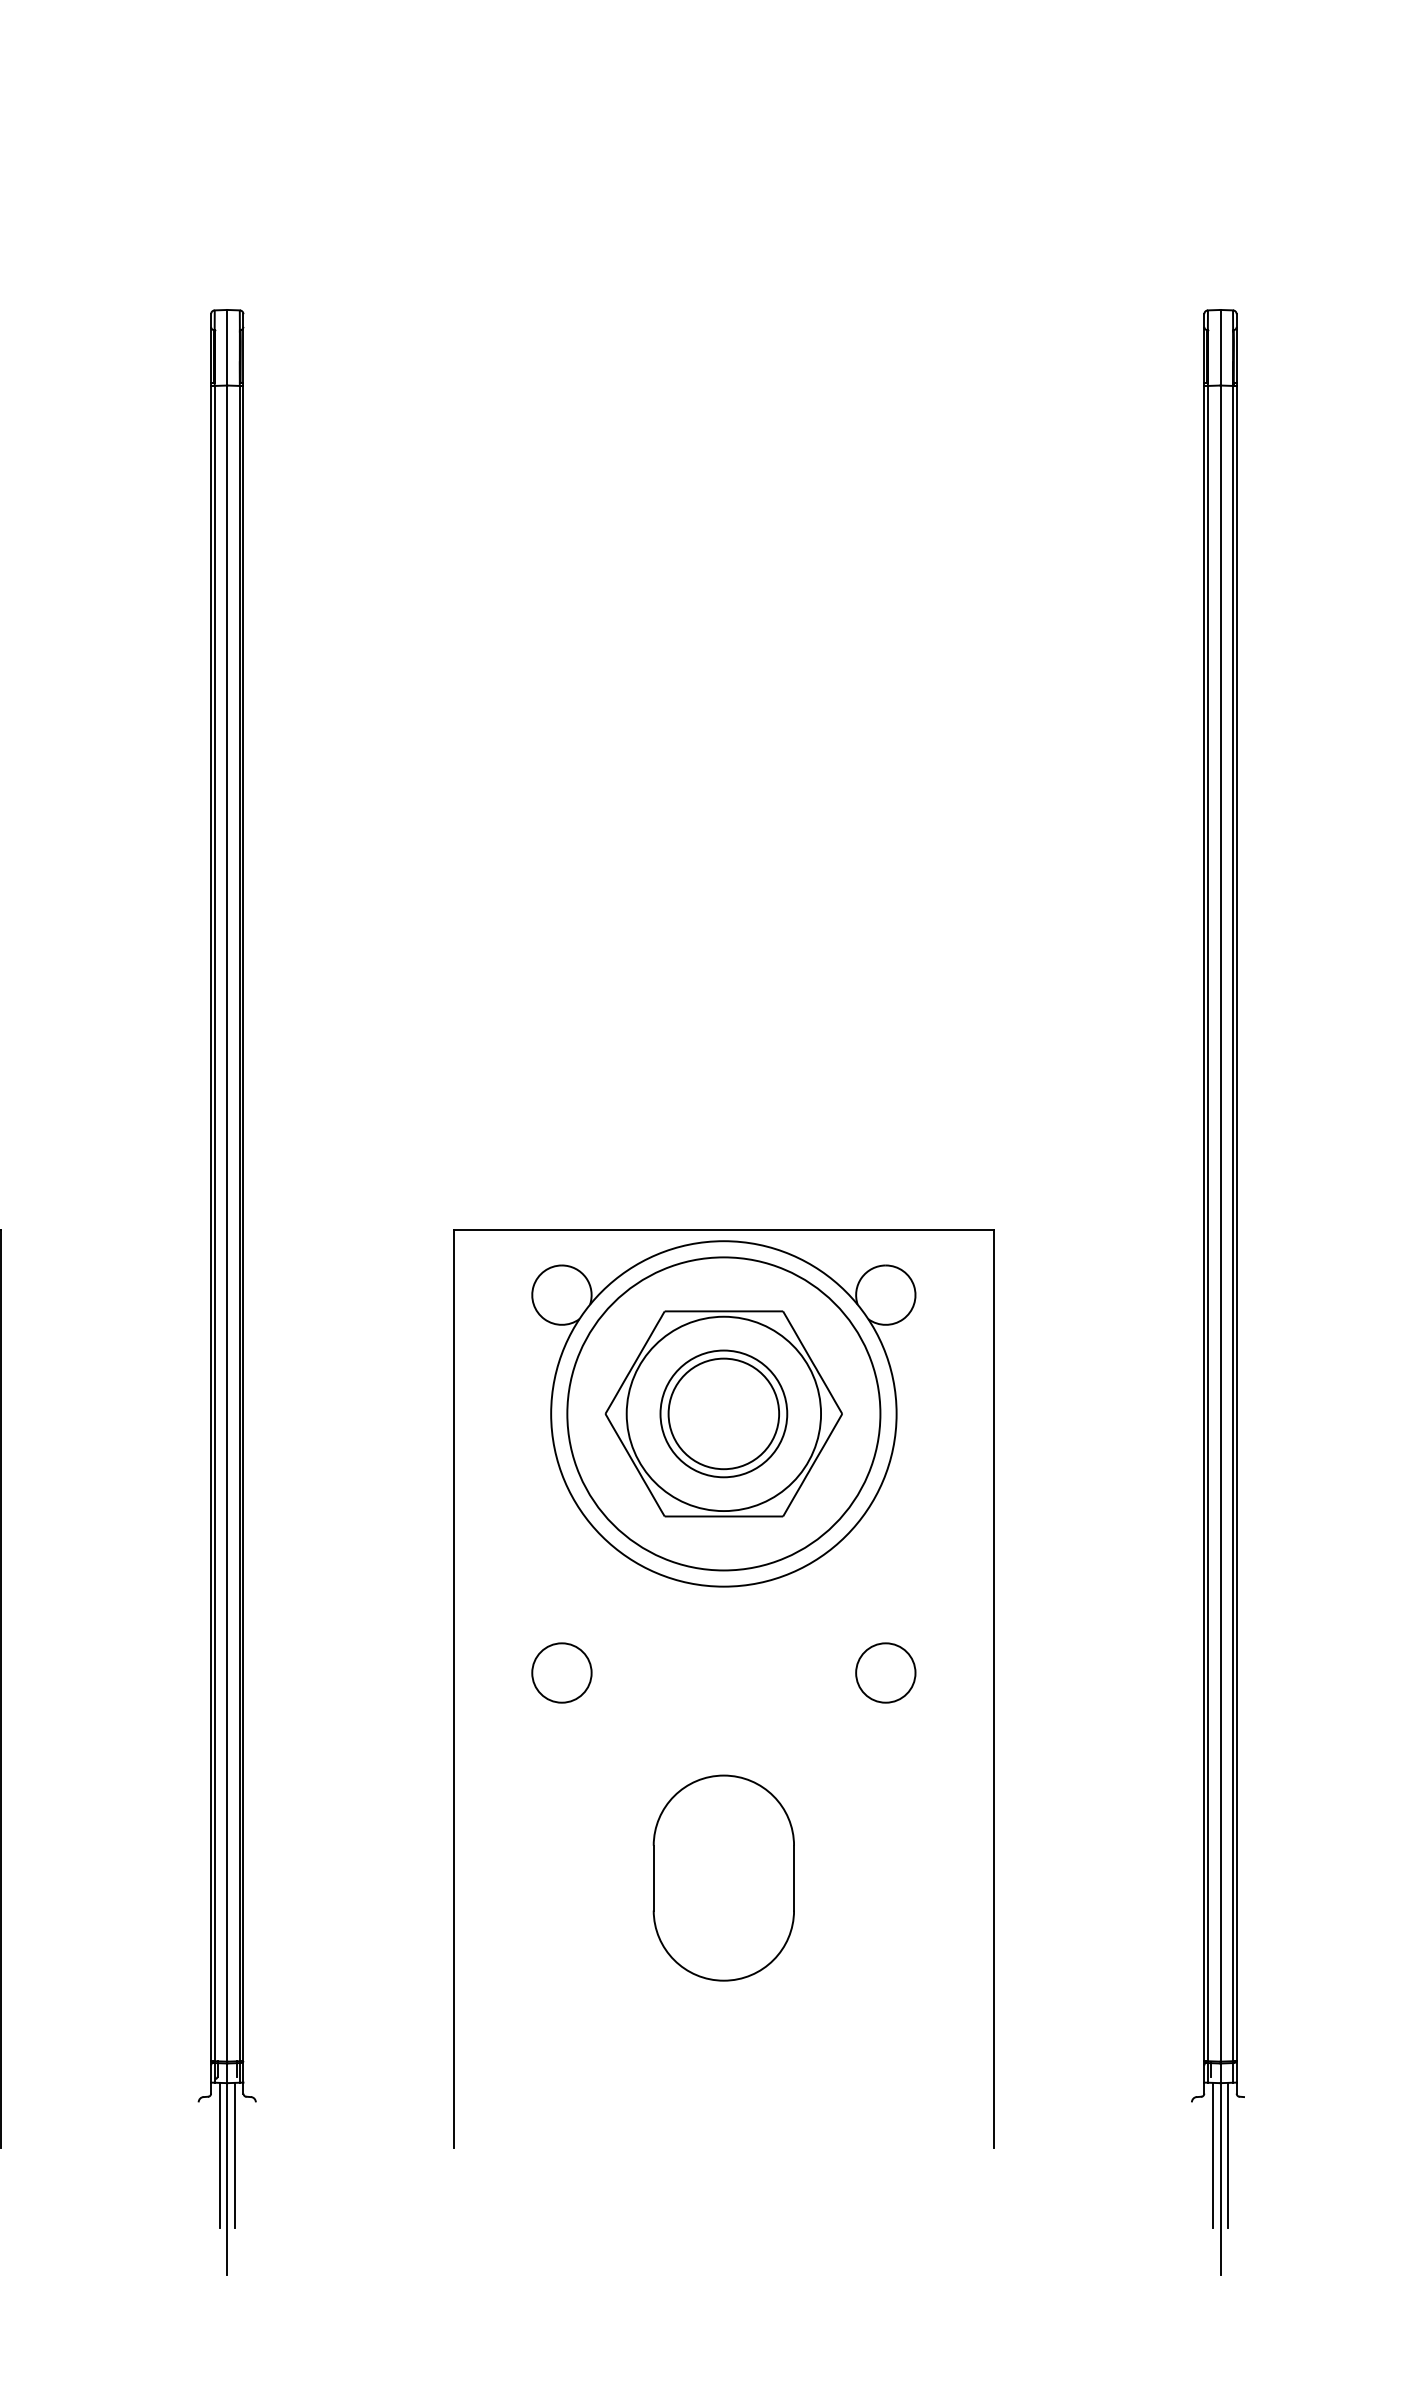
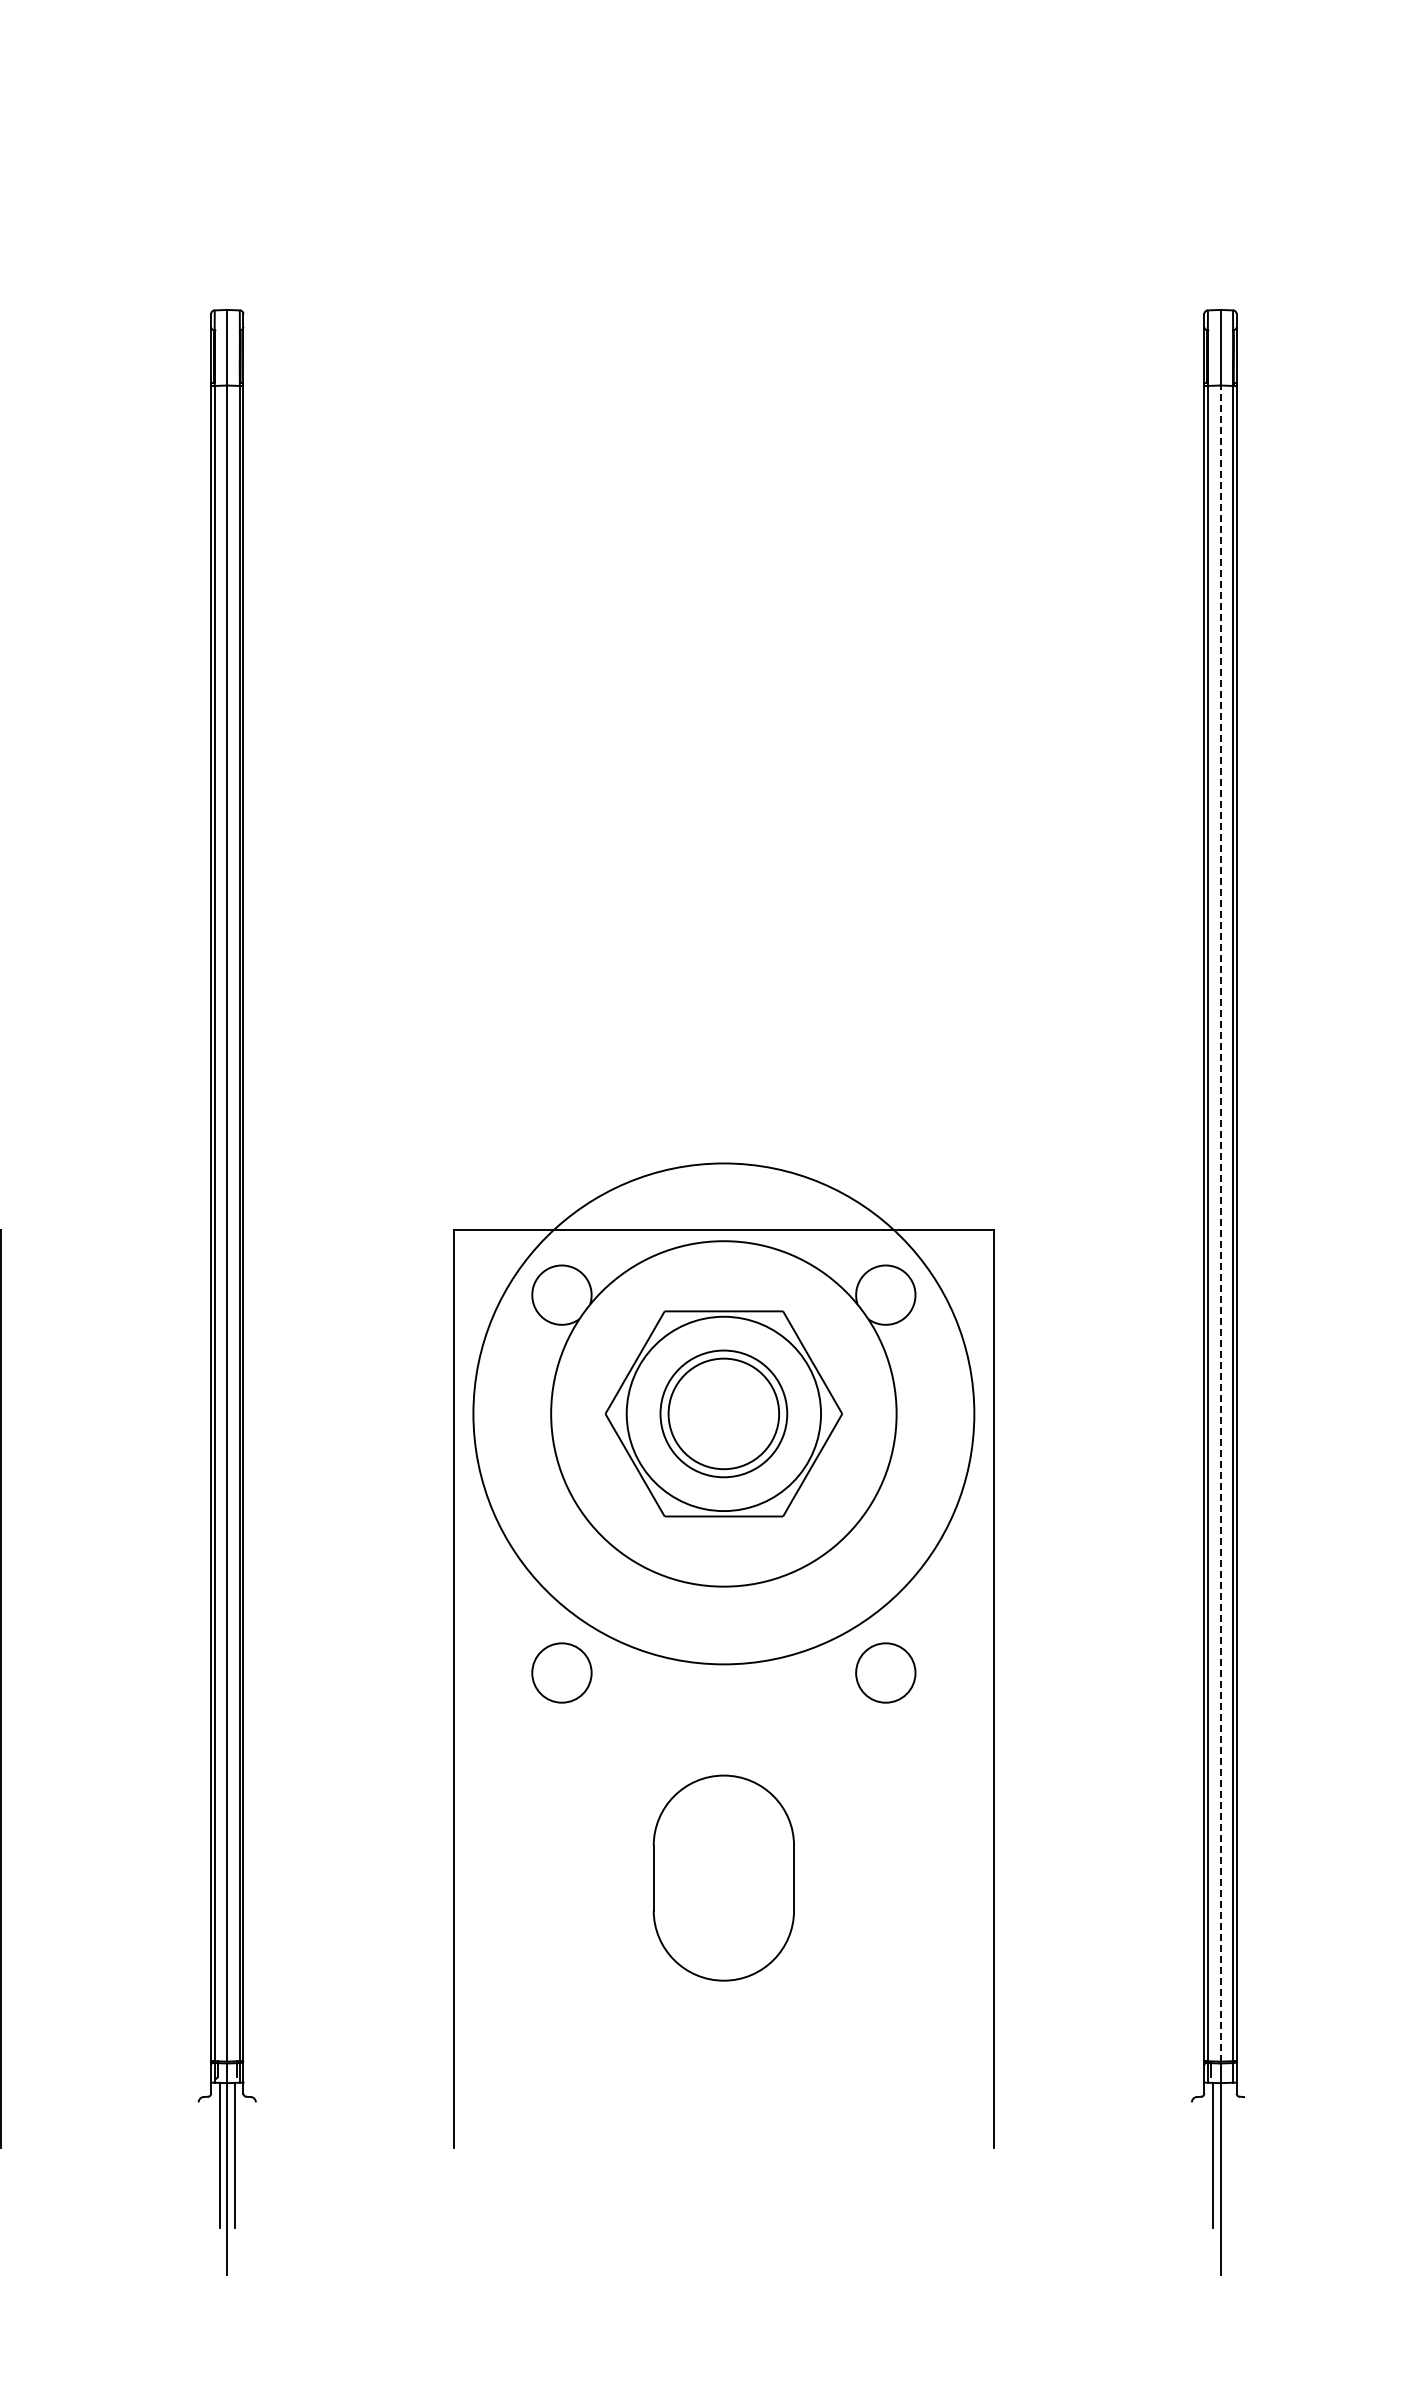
line: solid -> dashed (1220, 1223)
circle diameter: 313 px -> 501 px (723, 1413)
line: present -> none (1228, 2154)
